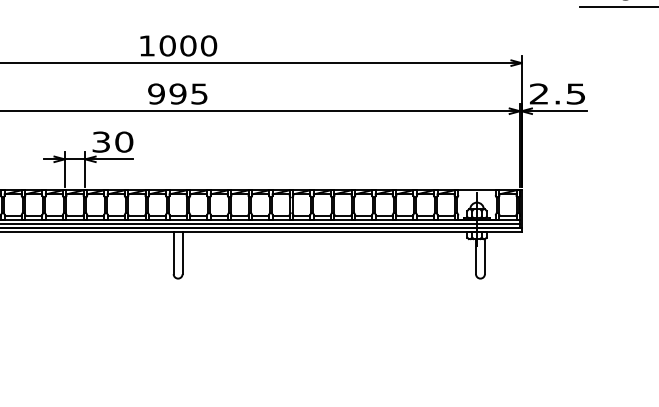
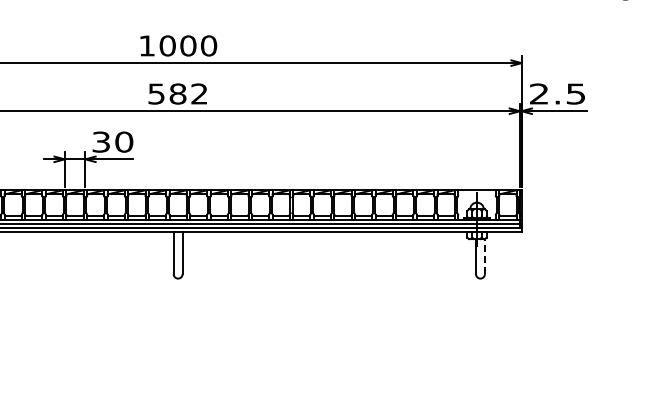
line: present -> none (617, 7)
text: 995 -> 582 (177, 93)
line: solid -> dashed (484, 256)
